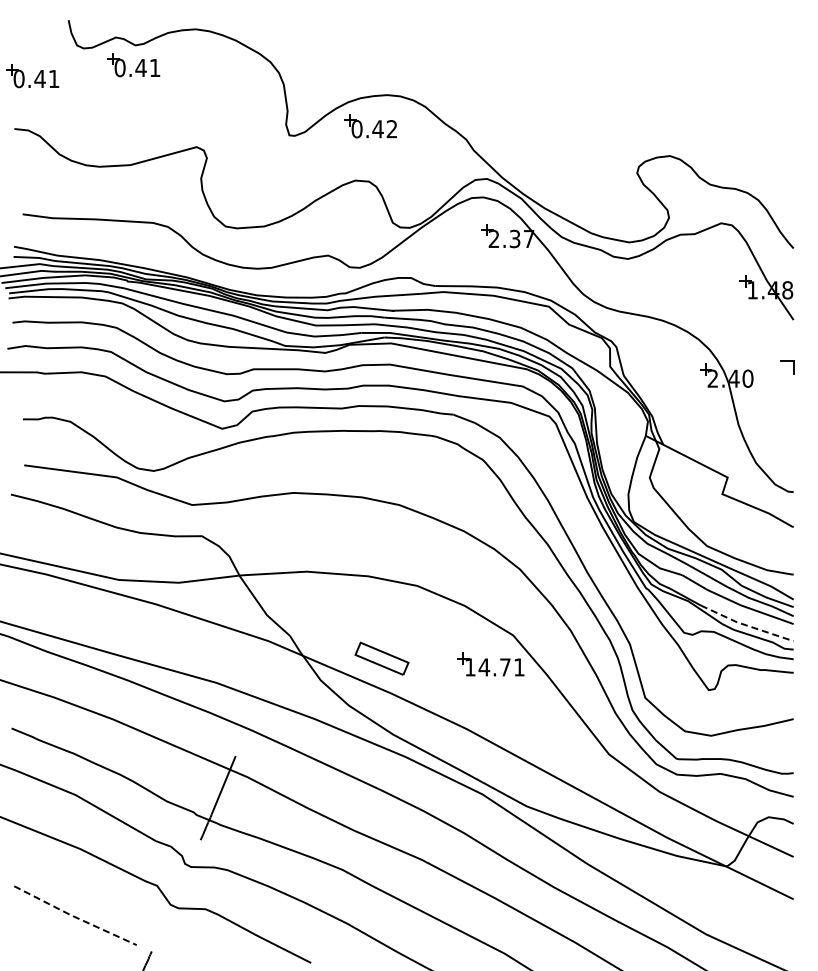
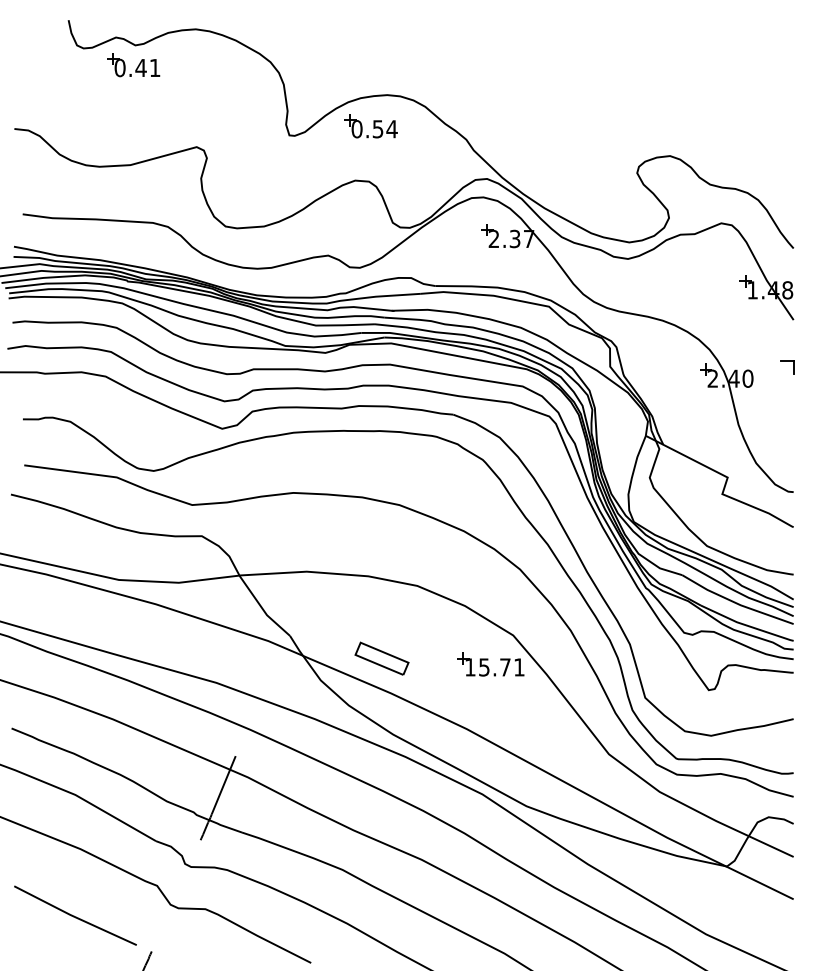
part: present -> none (32, 76)
text: 0.42 -> 0.54 (384, 129)
line: dashed -> solid (747, 625)
text: 14.71 -> 15.71 (484, 667)
line: dashed -> solid (74, 916)
